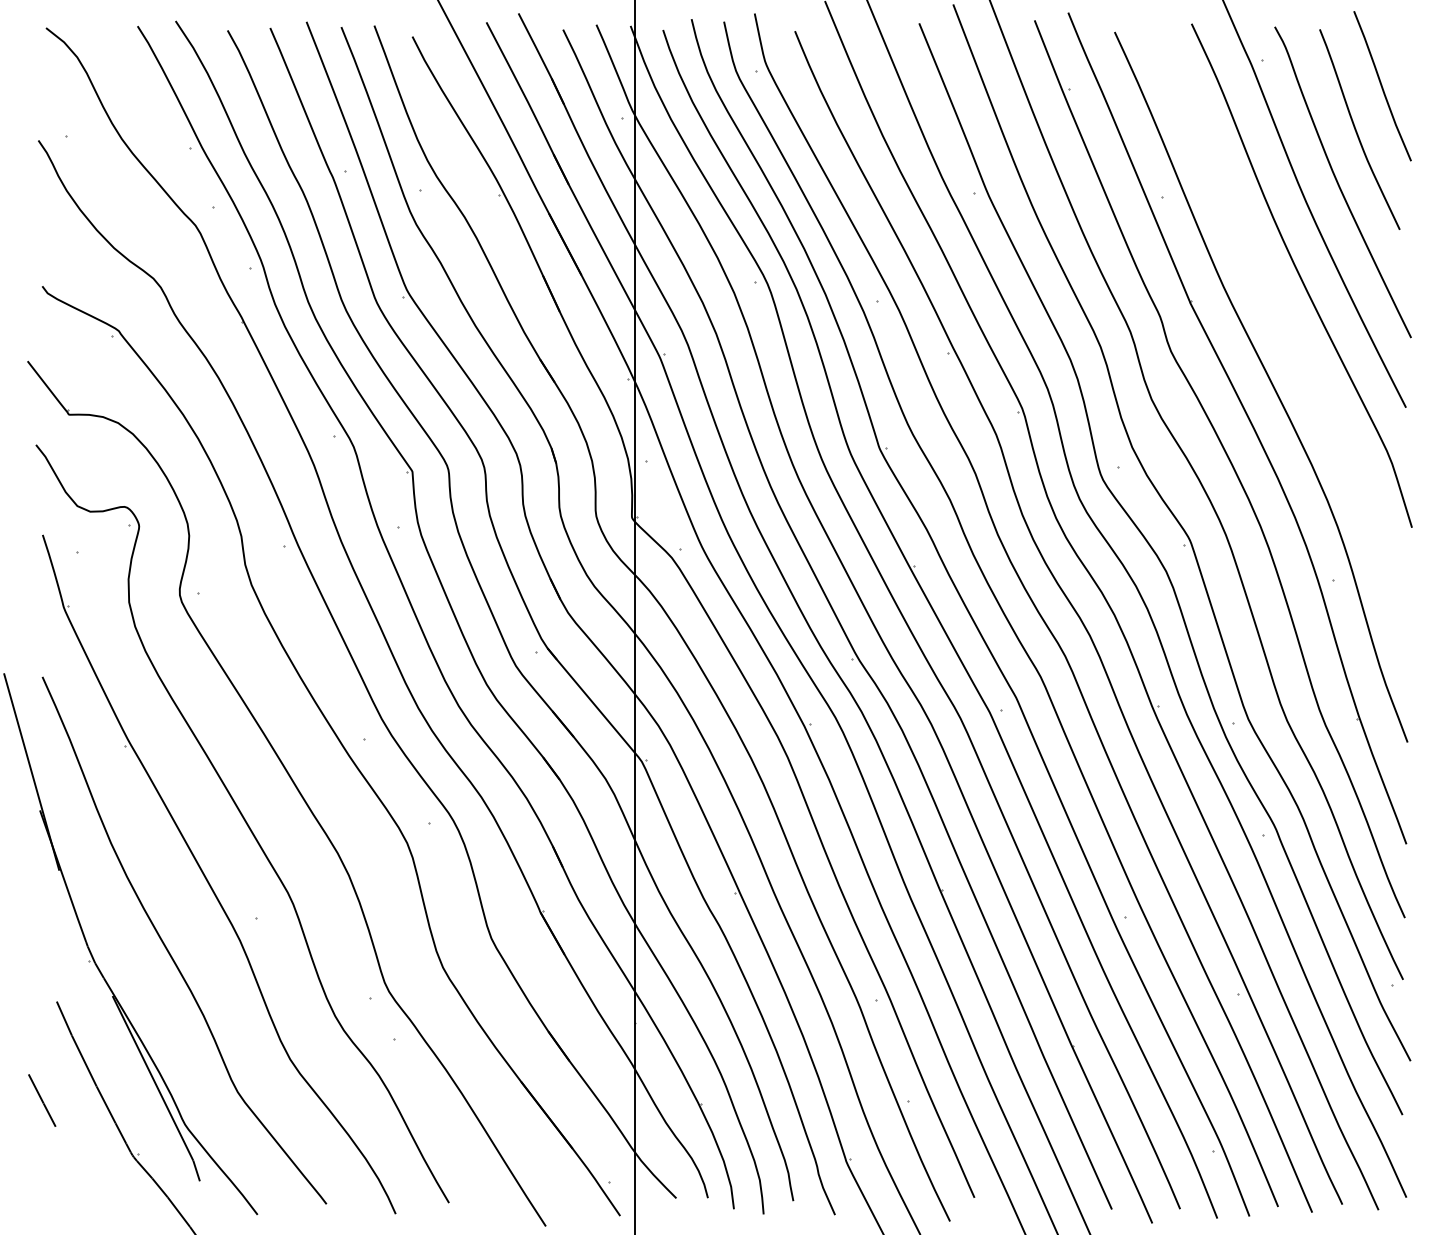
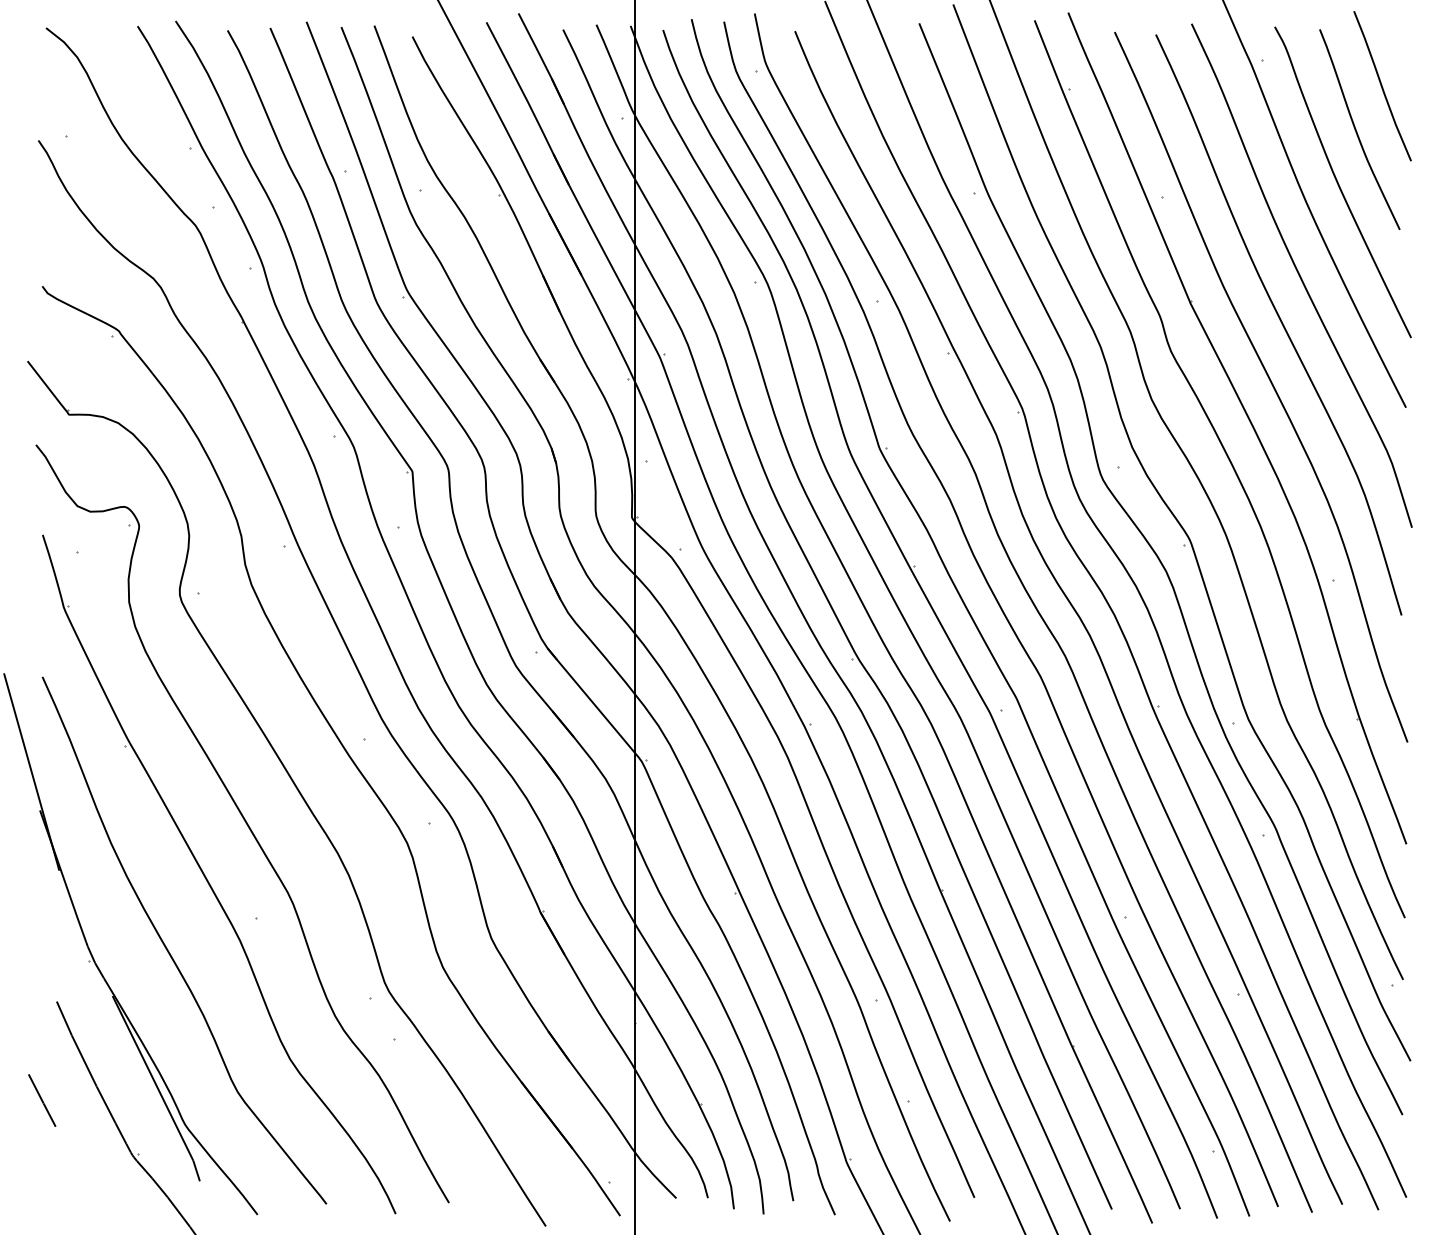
curve: none -> present (1280, 322)
